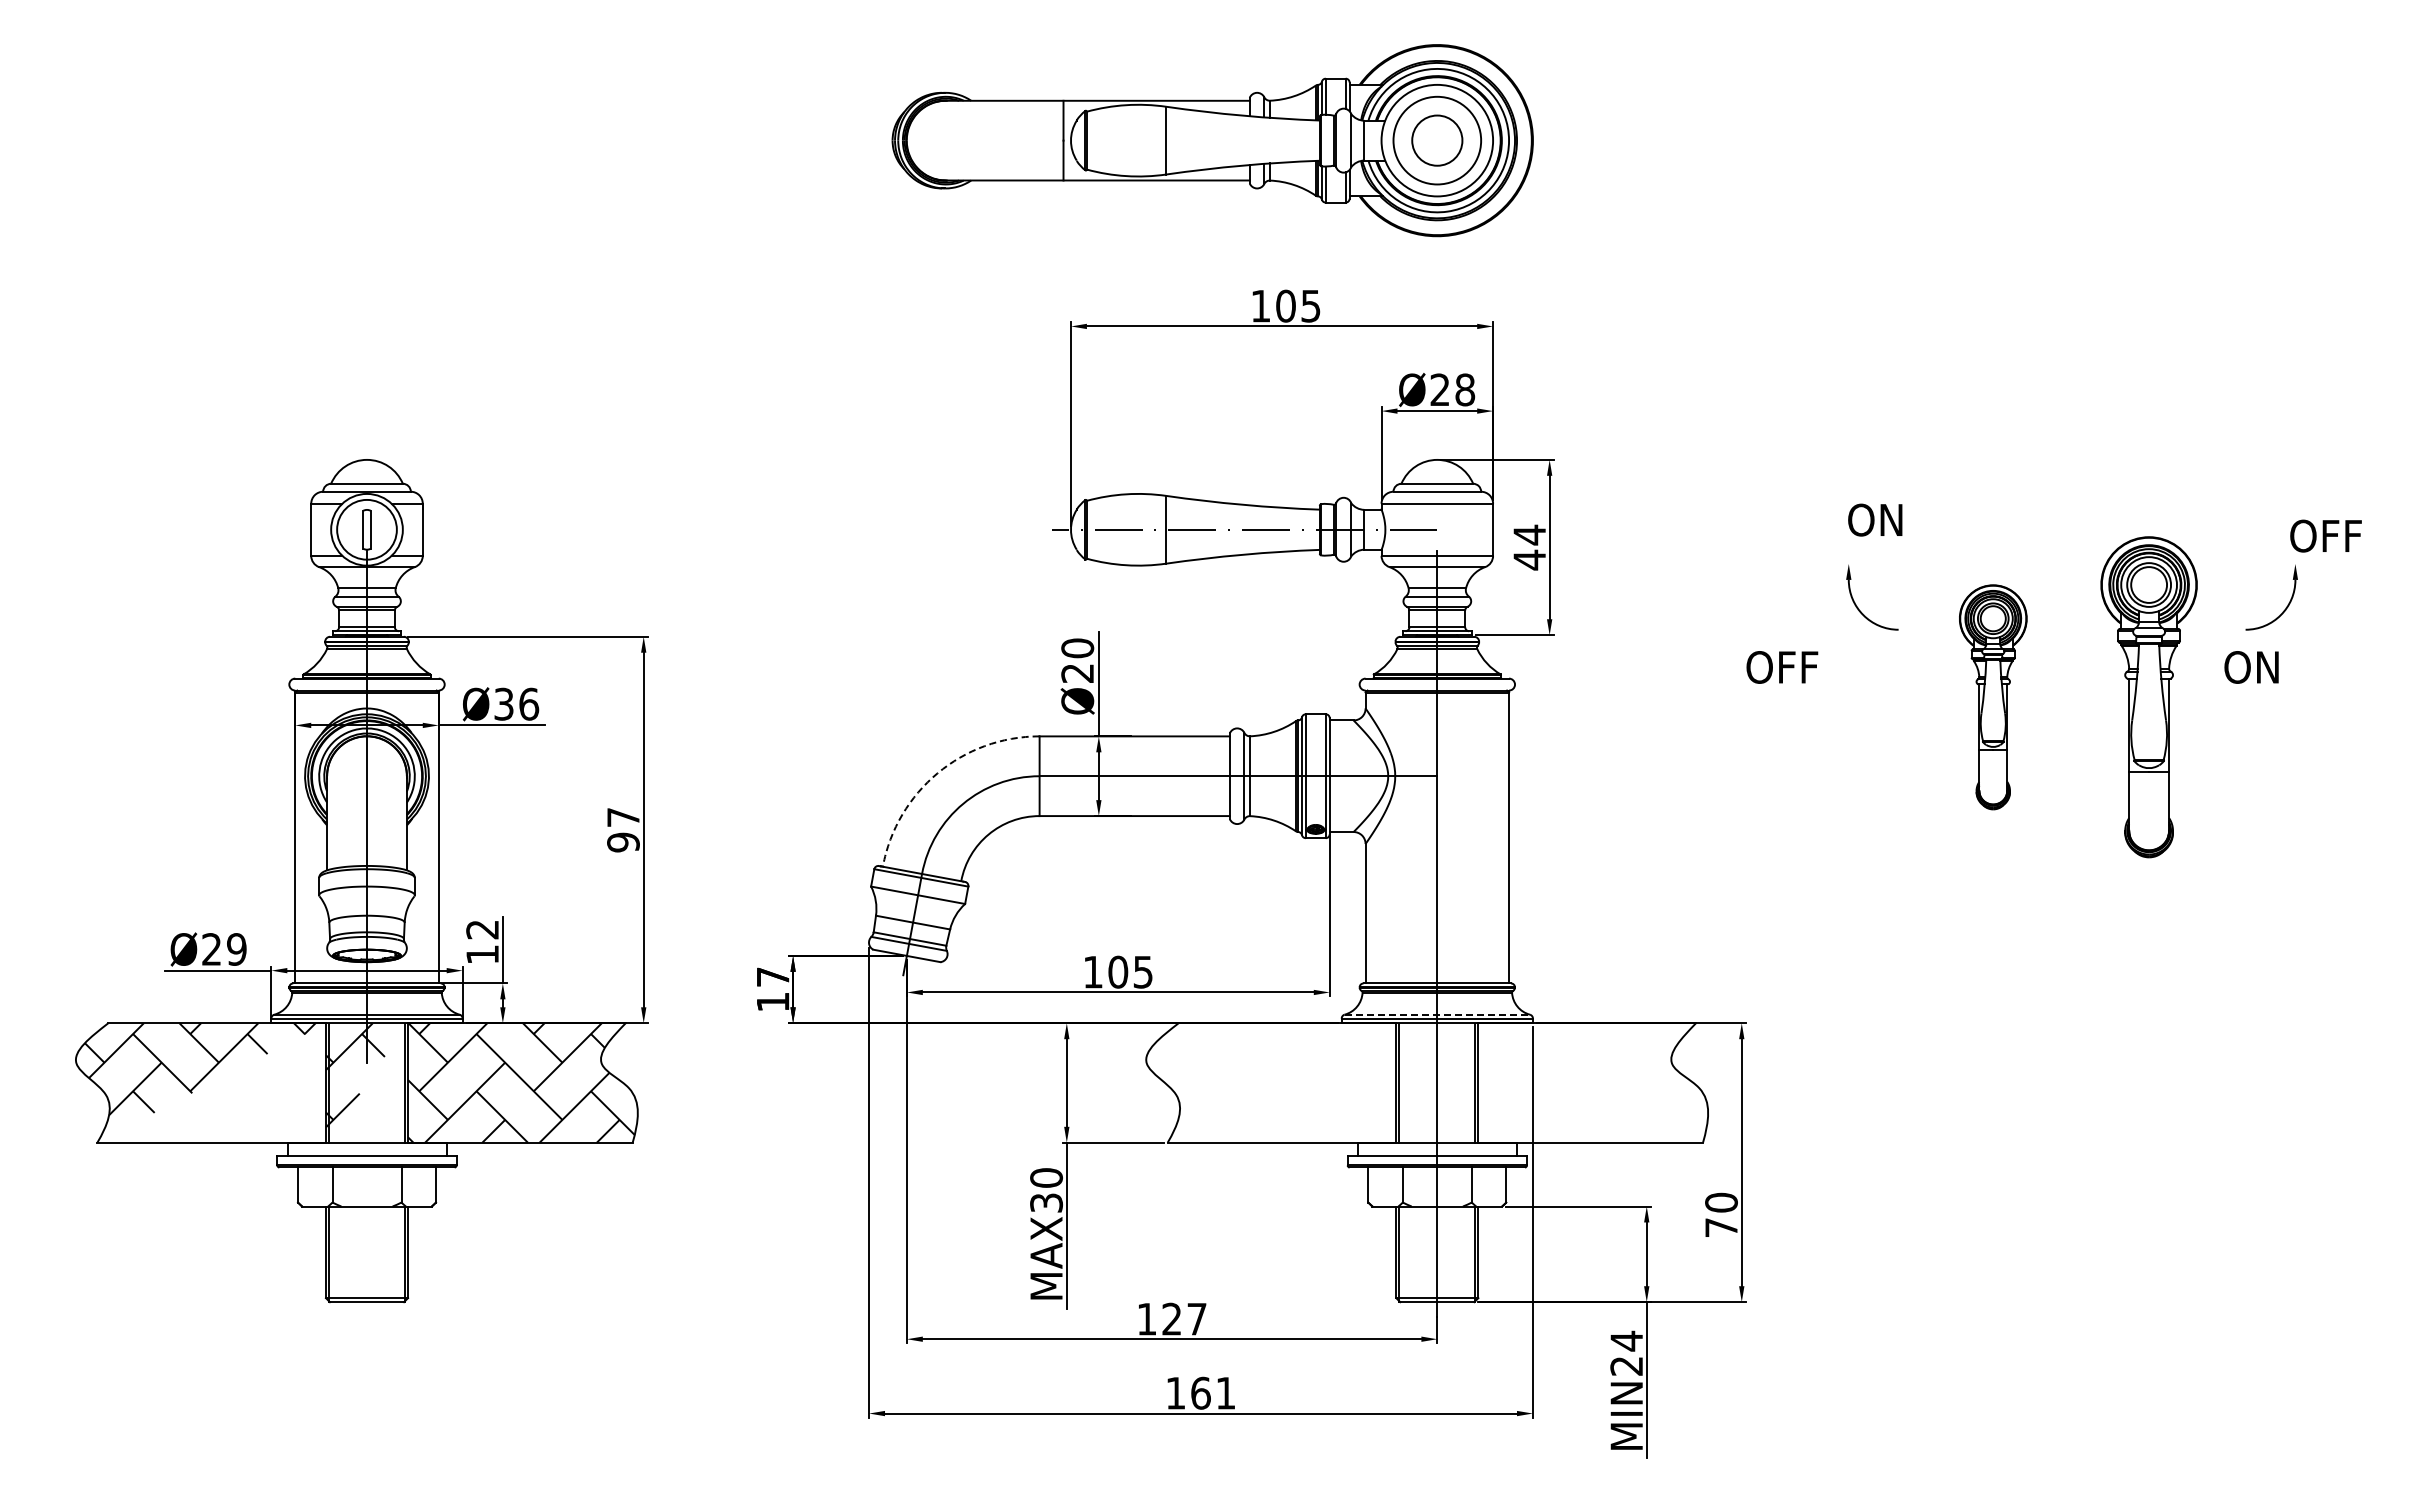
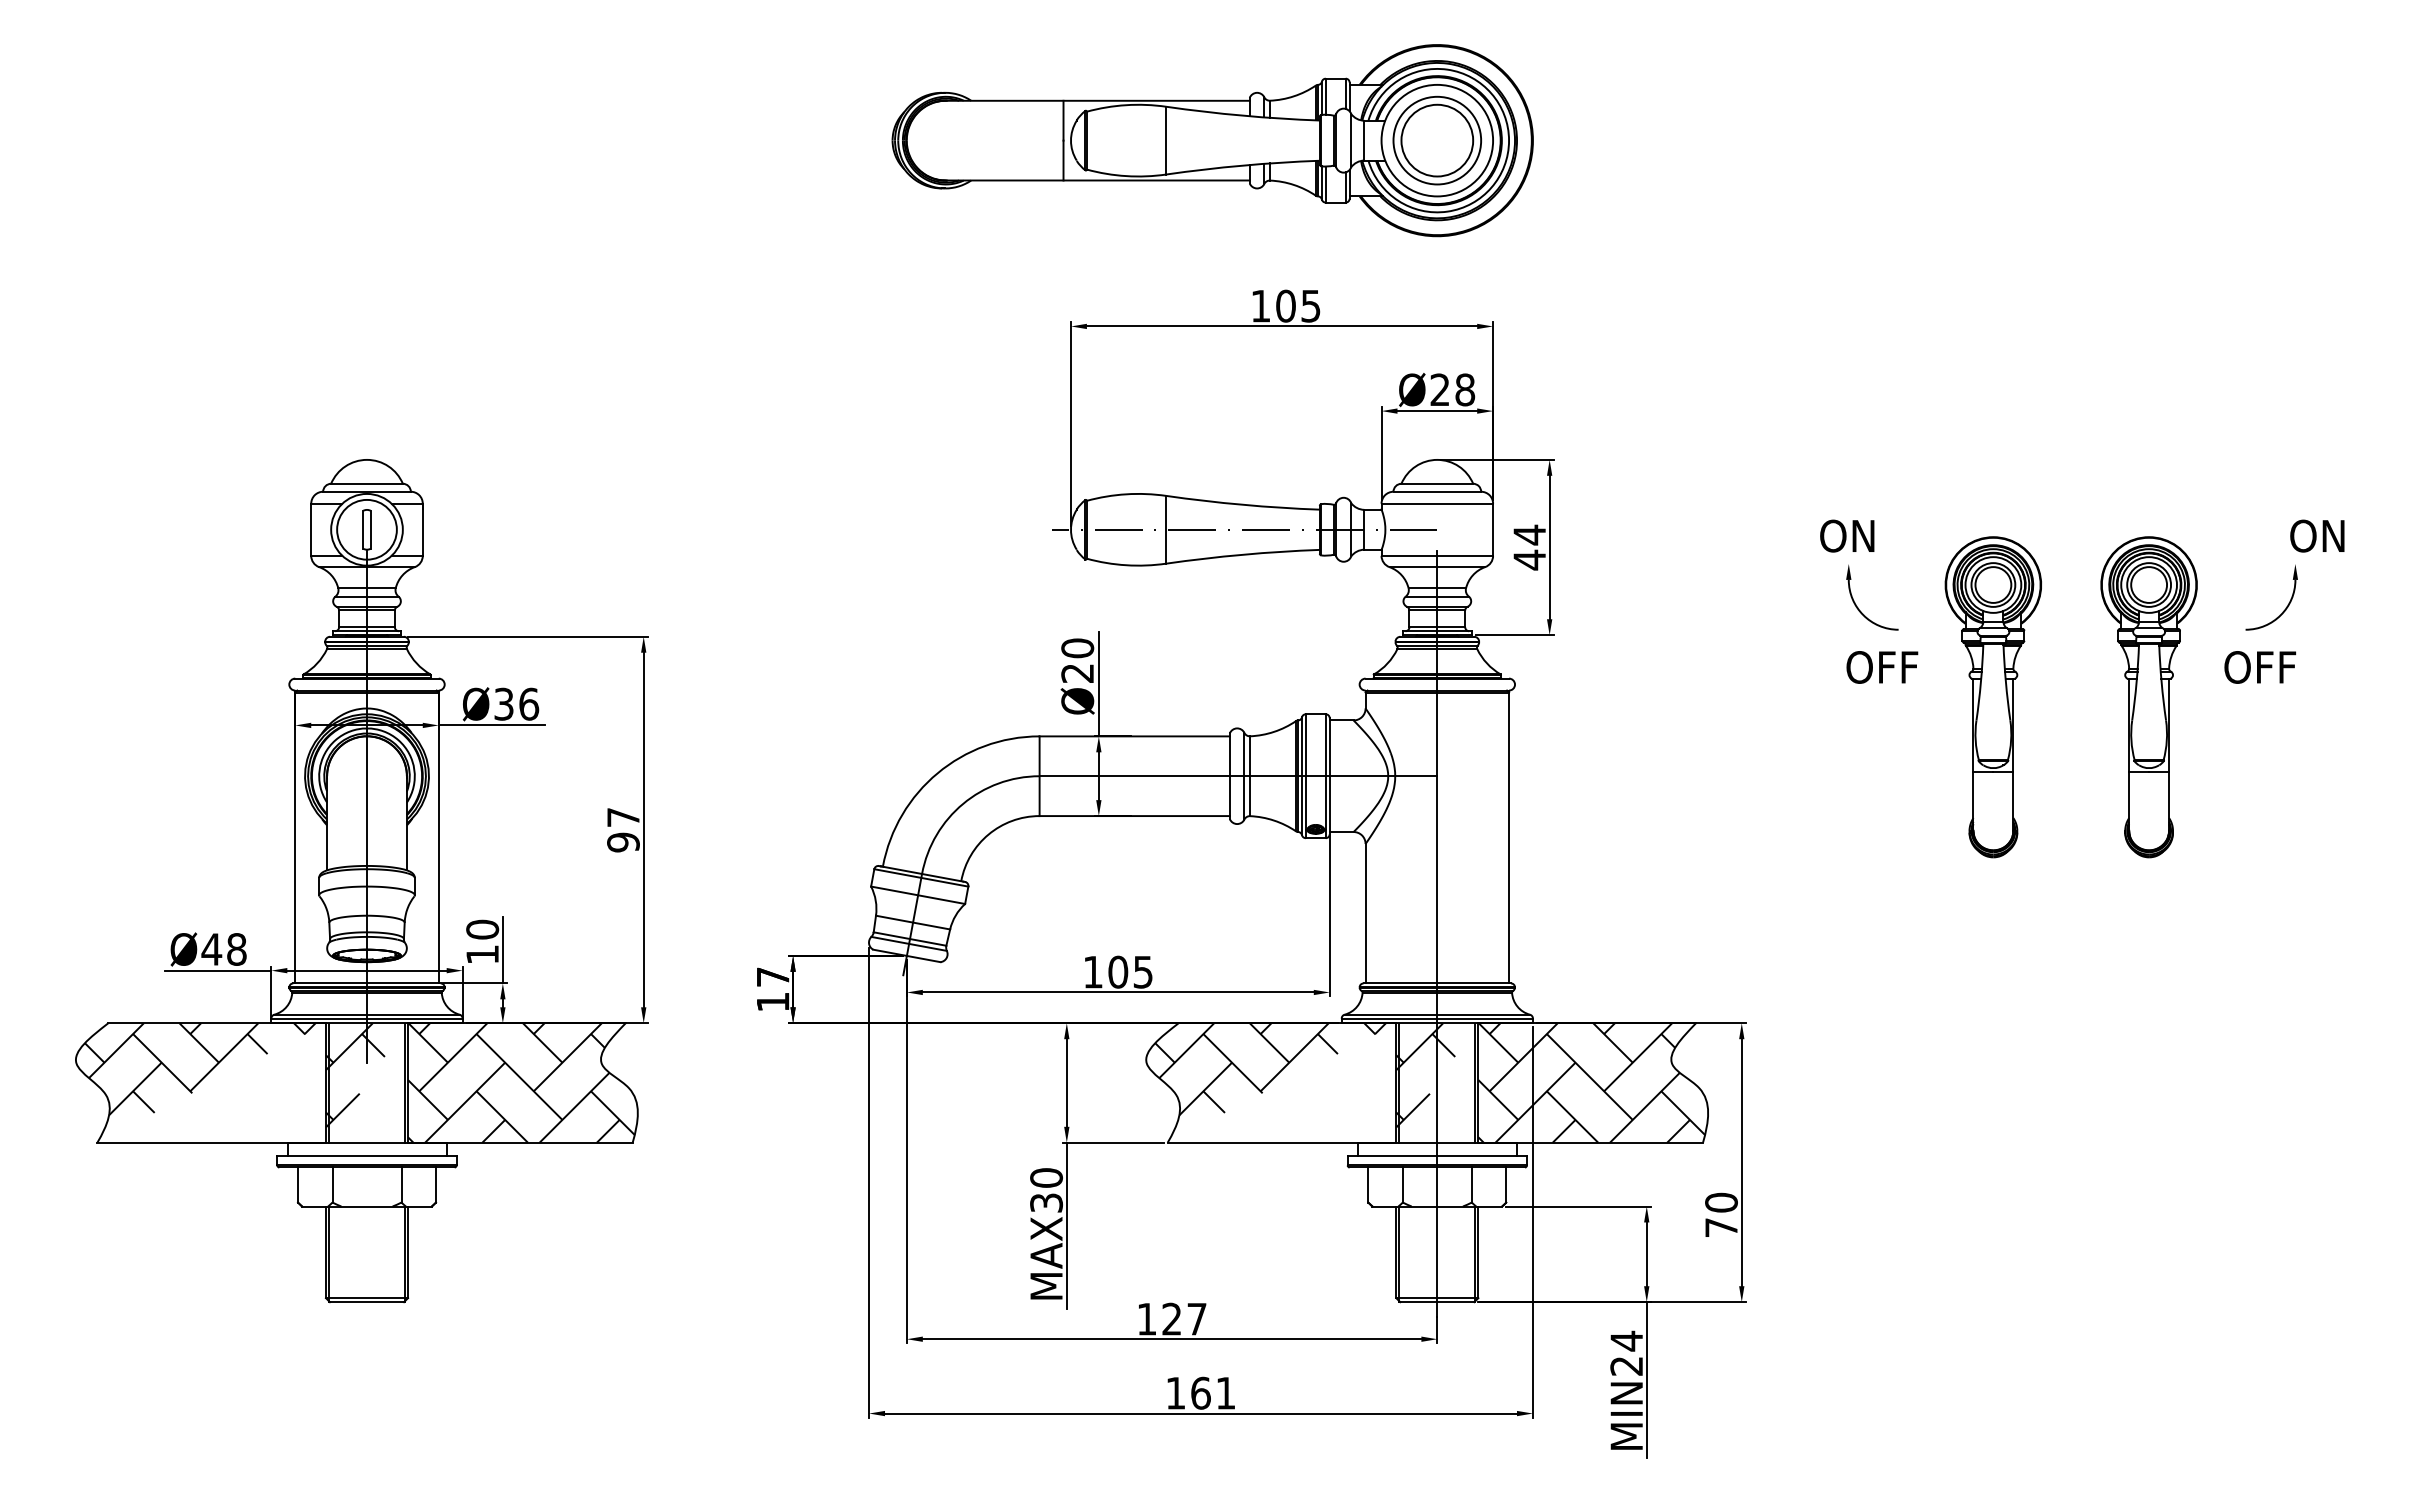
circle diameter: 50 px -> 72 px (1437, 140)
text position: (1875, 519) -> (1847, 535) (1847, 535)
text: OFF -> ON (2343, 535)
text position: (1782, 667) -> (1882, 667) (1882, 667)
text: ON -> OFF (2278, 667)
part size: 69x227 px -> 98x323 px (1992, 697)
arc: dashed -> solid (937, 773)
text: 12 -> 10 (482, 929)
text: Ø29 -> Ø48 (223, 949)
line: dashed -> solid (1437, 1014)
hatch: none -> present (1430, 1082)
